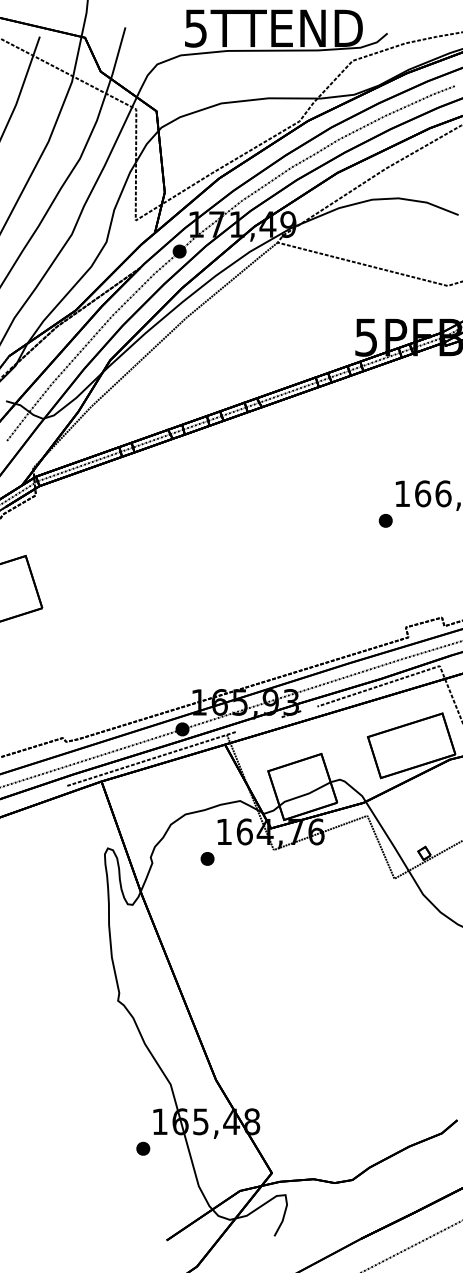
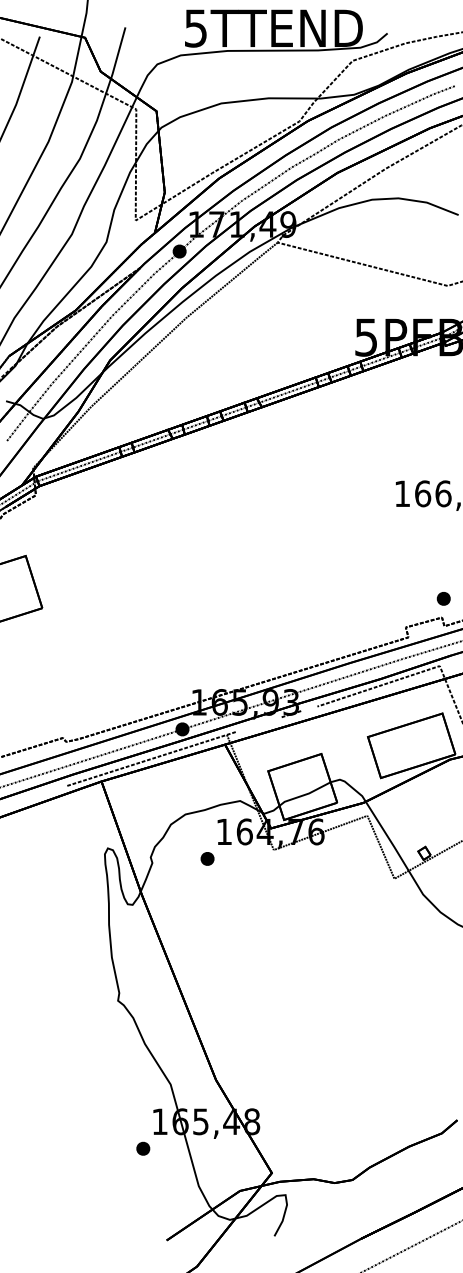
part position: (385, 520) -> (443, 598) (443, 598)
